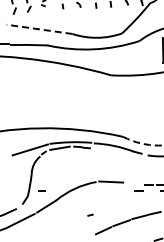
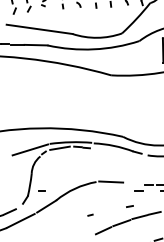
line: dashed -> solid (39, 29)
arc: dashed -> solid (142, 143)
line: none -> present (129, 206)
